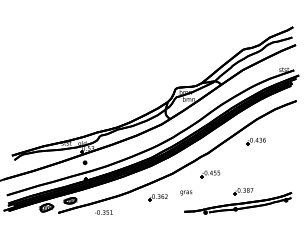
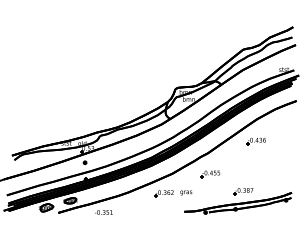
part position: (157, 197) -> (163, 193) (163, 193)
